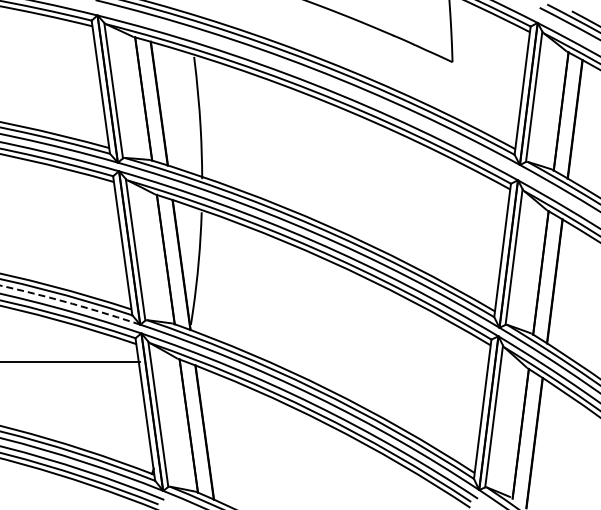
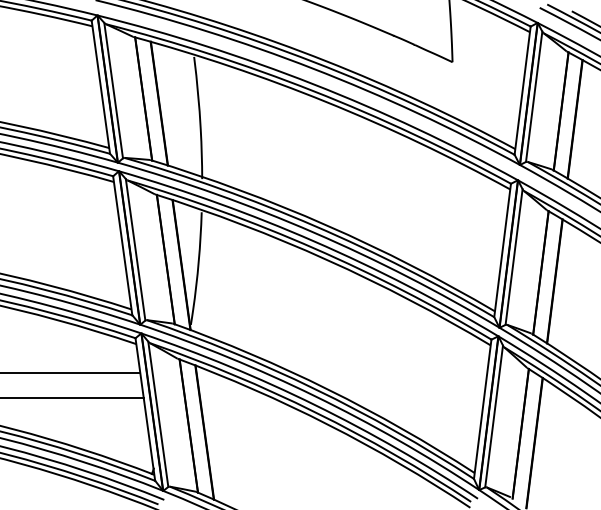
arc: dashed -> solid (70, 303)
line position: (71, 361) -> (71, 372) (71, 372)
line: none -> present (72, 398)
